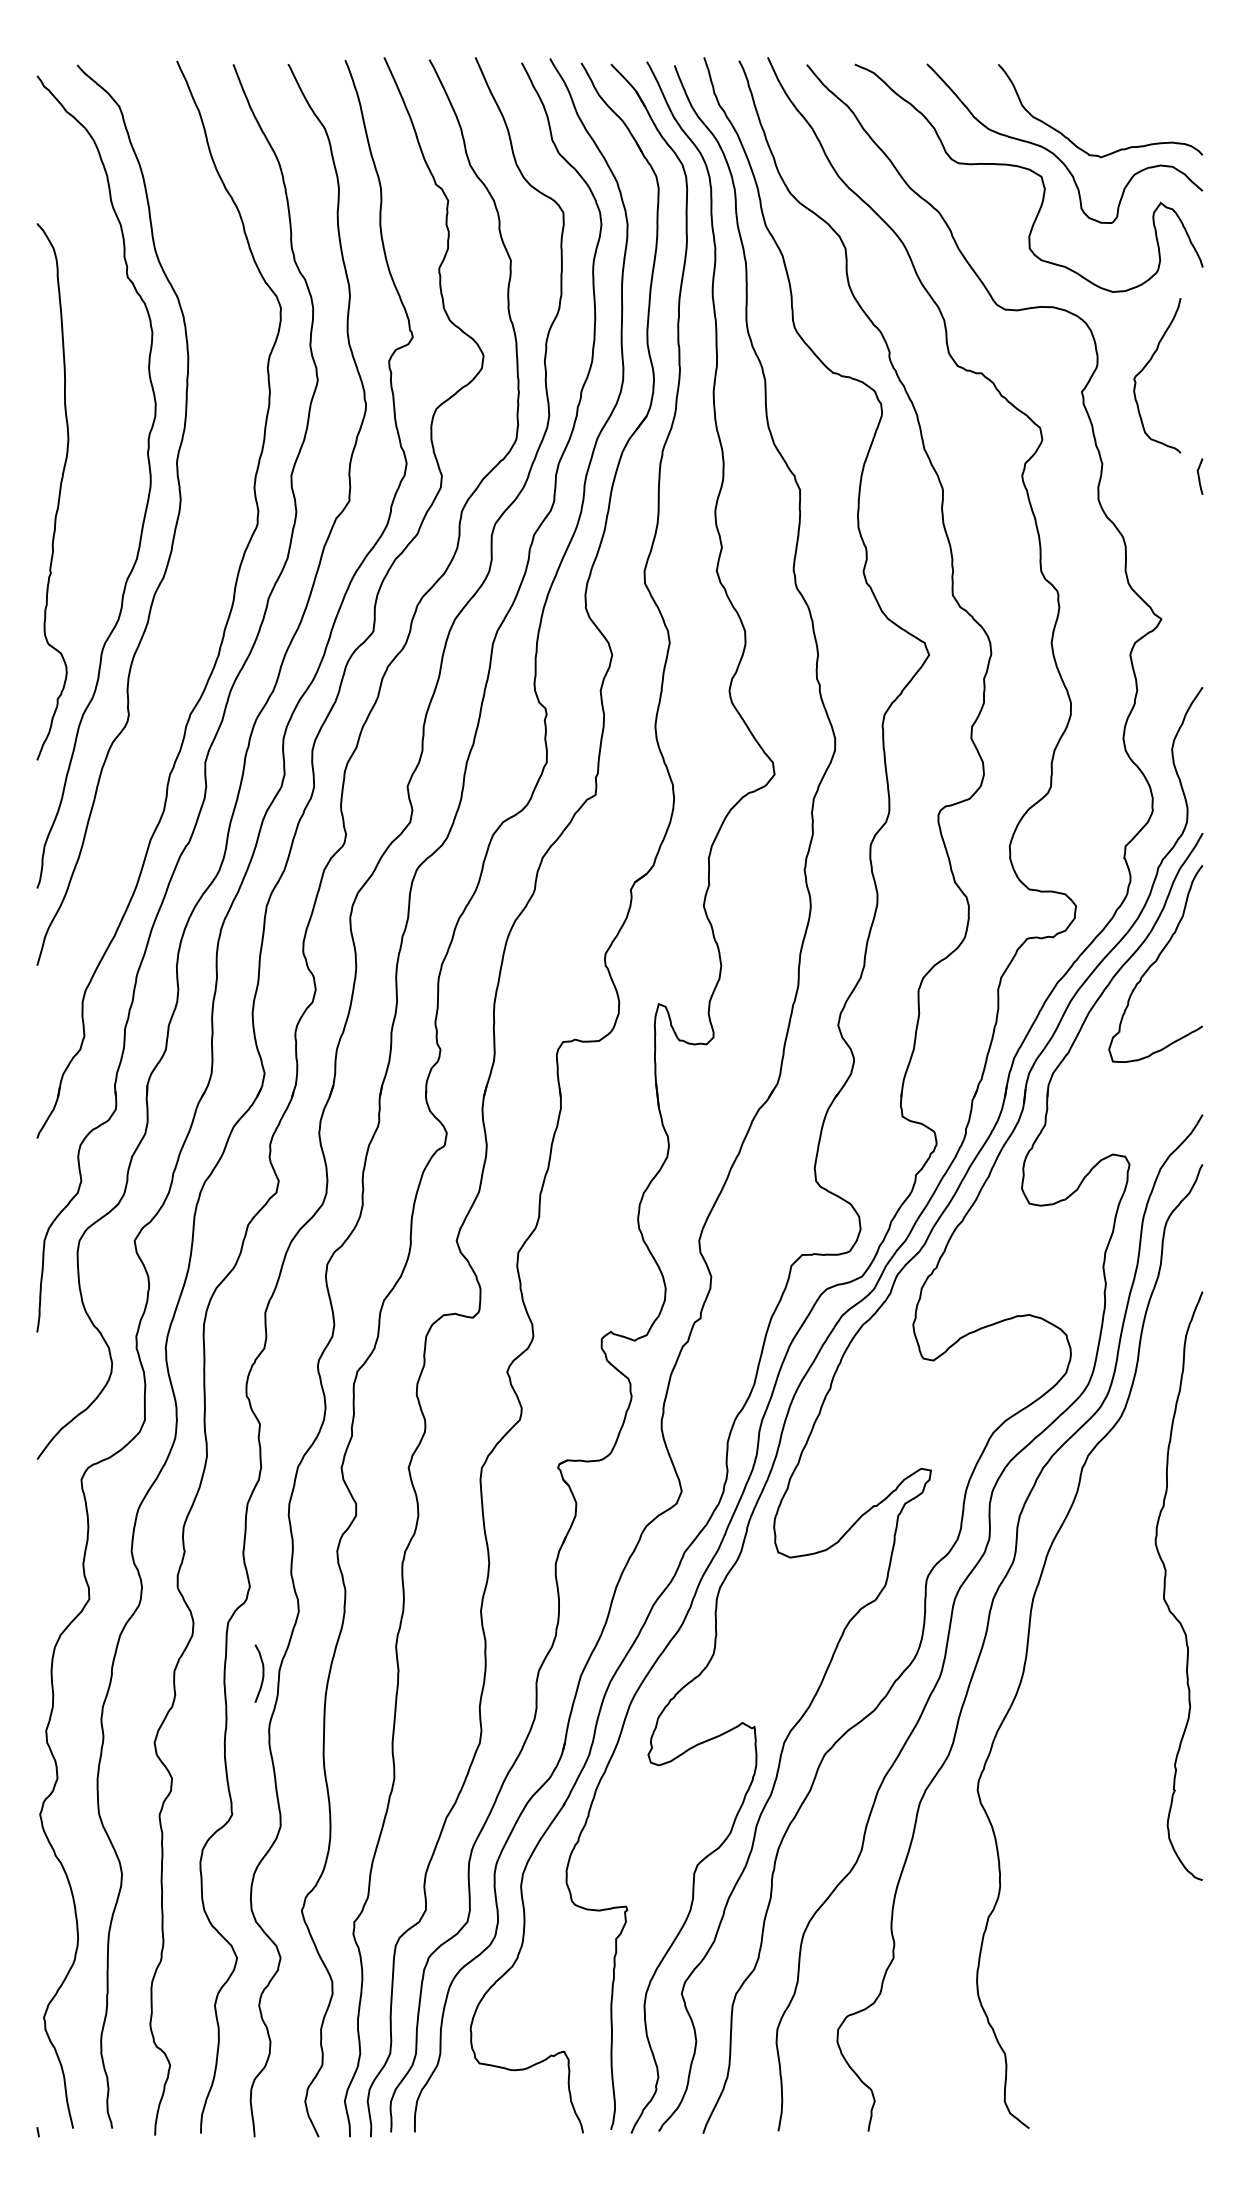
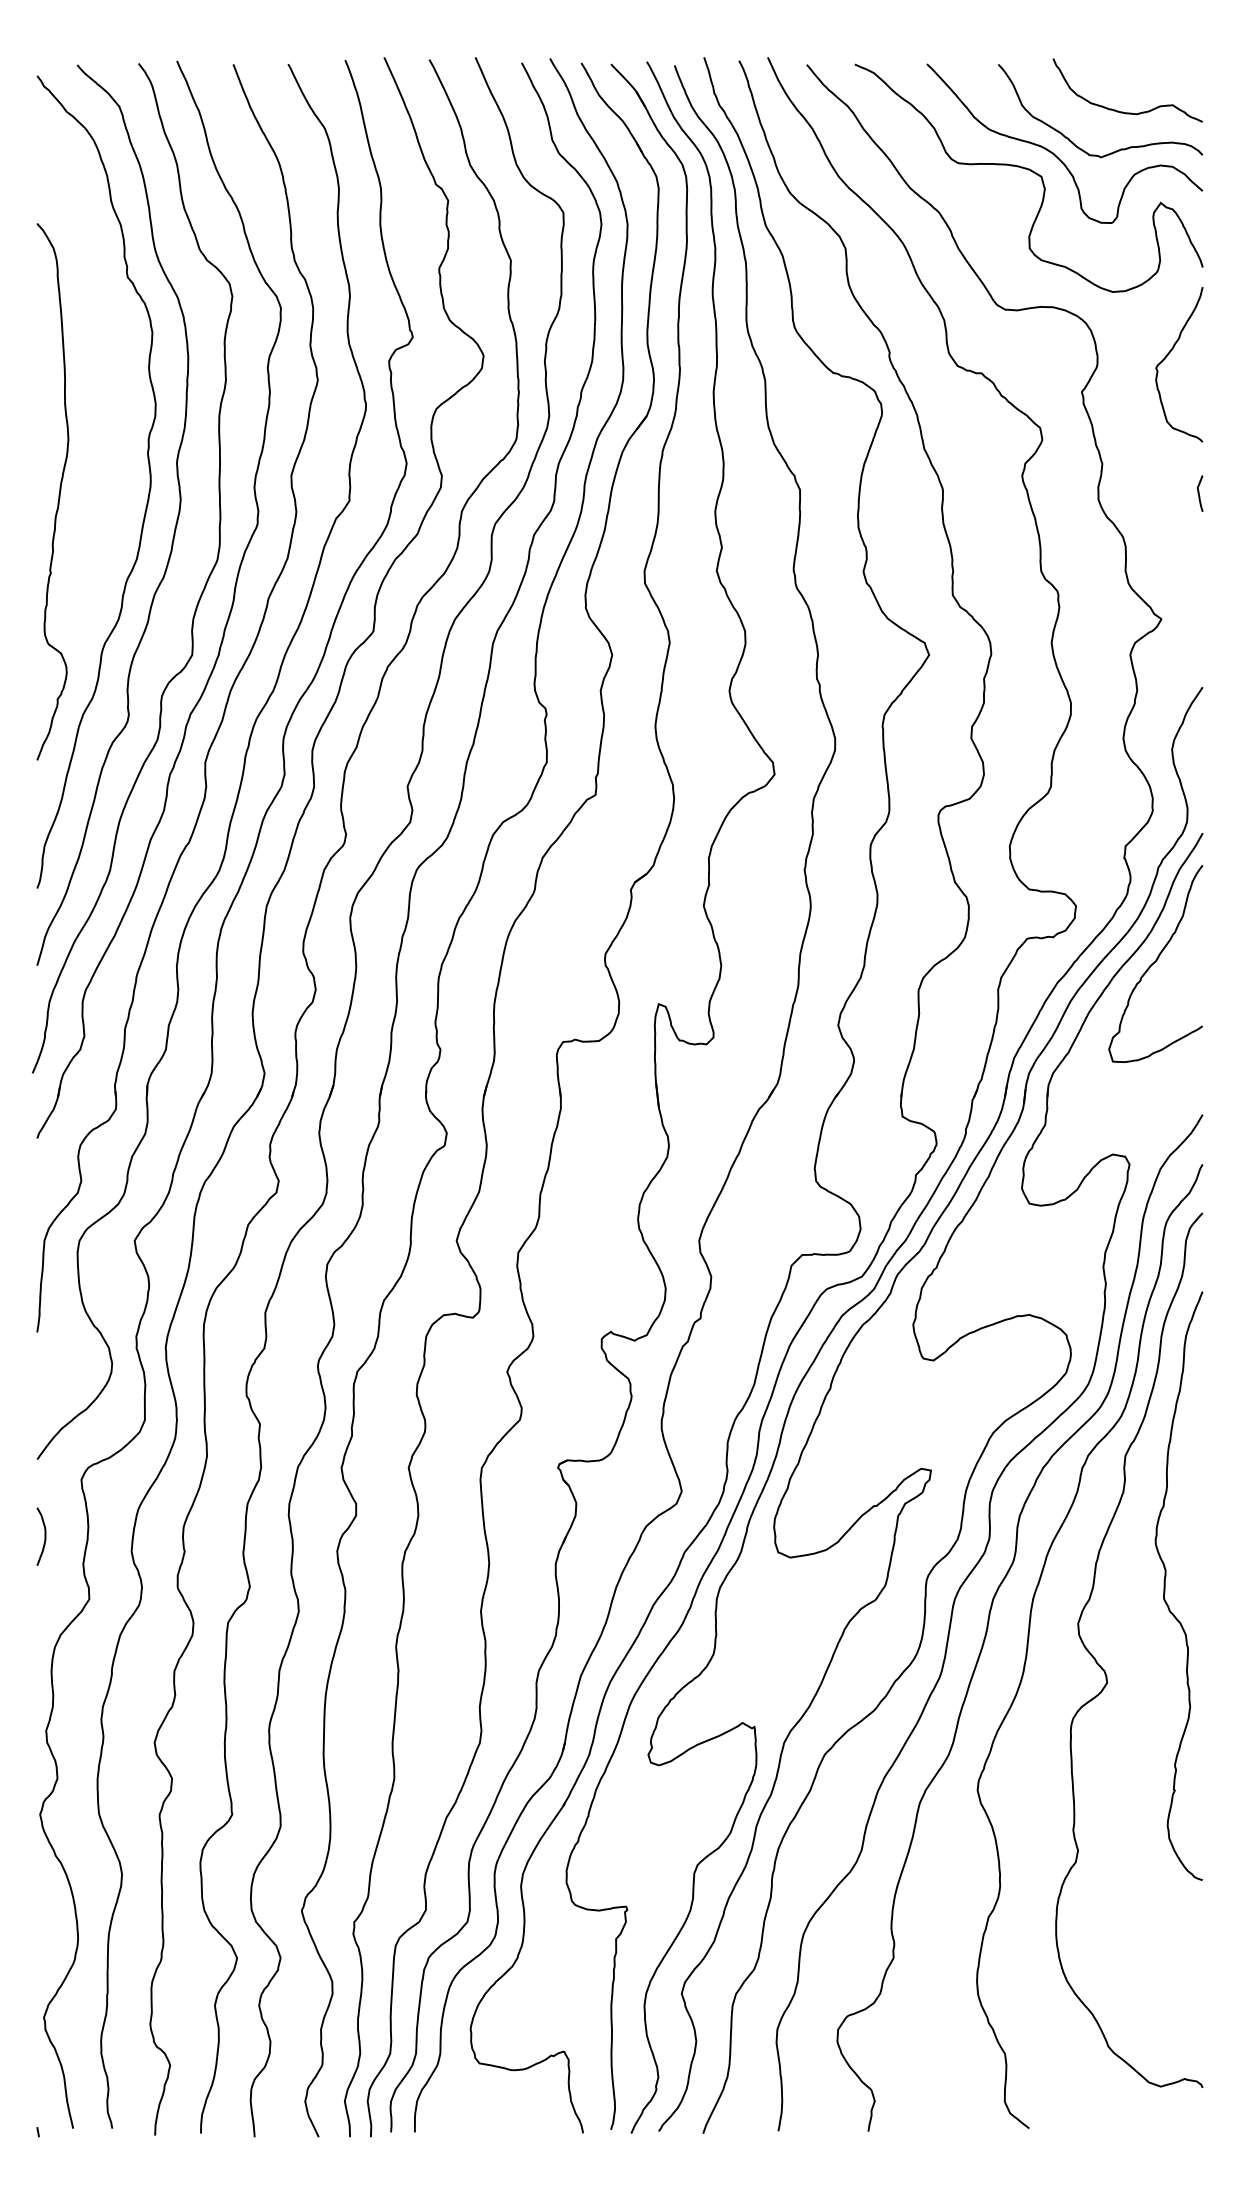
curve: none -> present (1123, 111)
curve position: (1147, 365) -> (1169, 354) (1169, 354)
curve position: (1199, 476) -> (1199, 493) (1199, 493)
curve: none -> present (200, 594)
curve: none -> present (1105, 1670)
curve position: (262, 1673) -> (44, 1536) (44, 1536)
